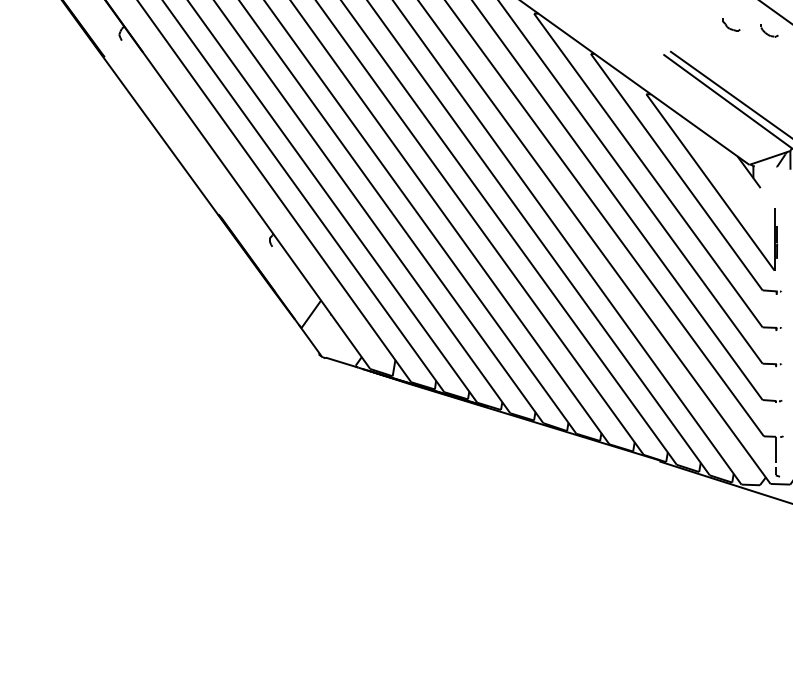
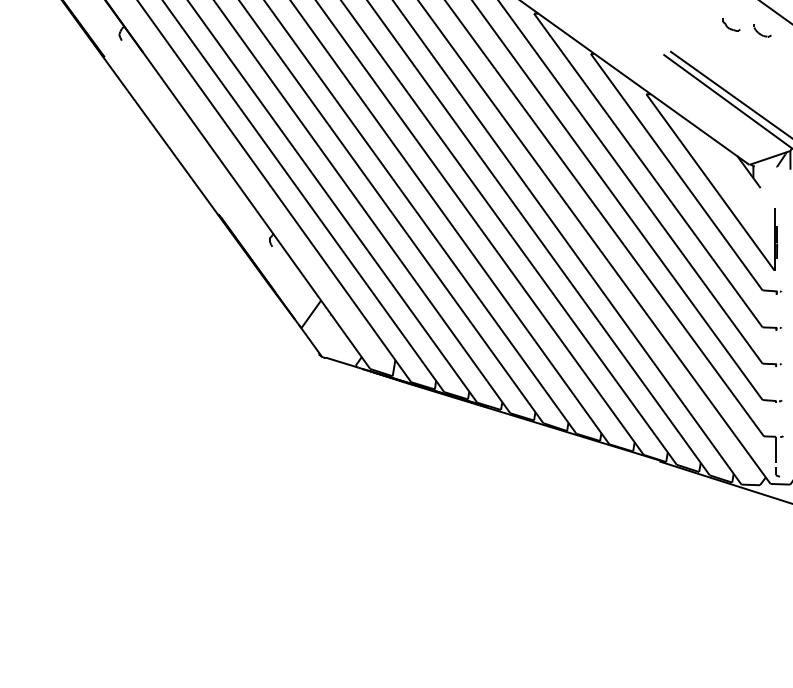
part position: (769, 30) -> (762, 30) (762, 30)
